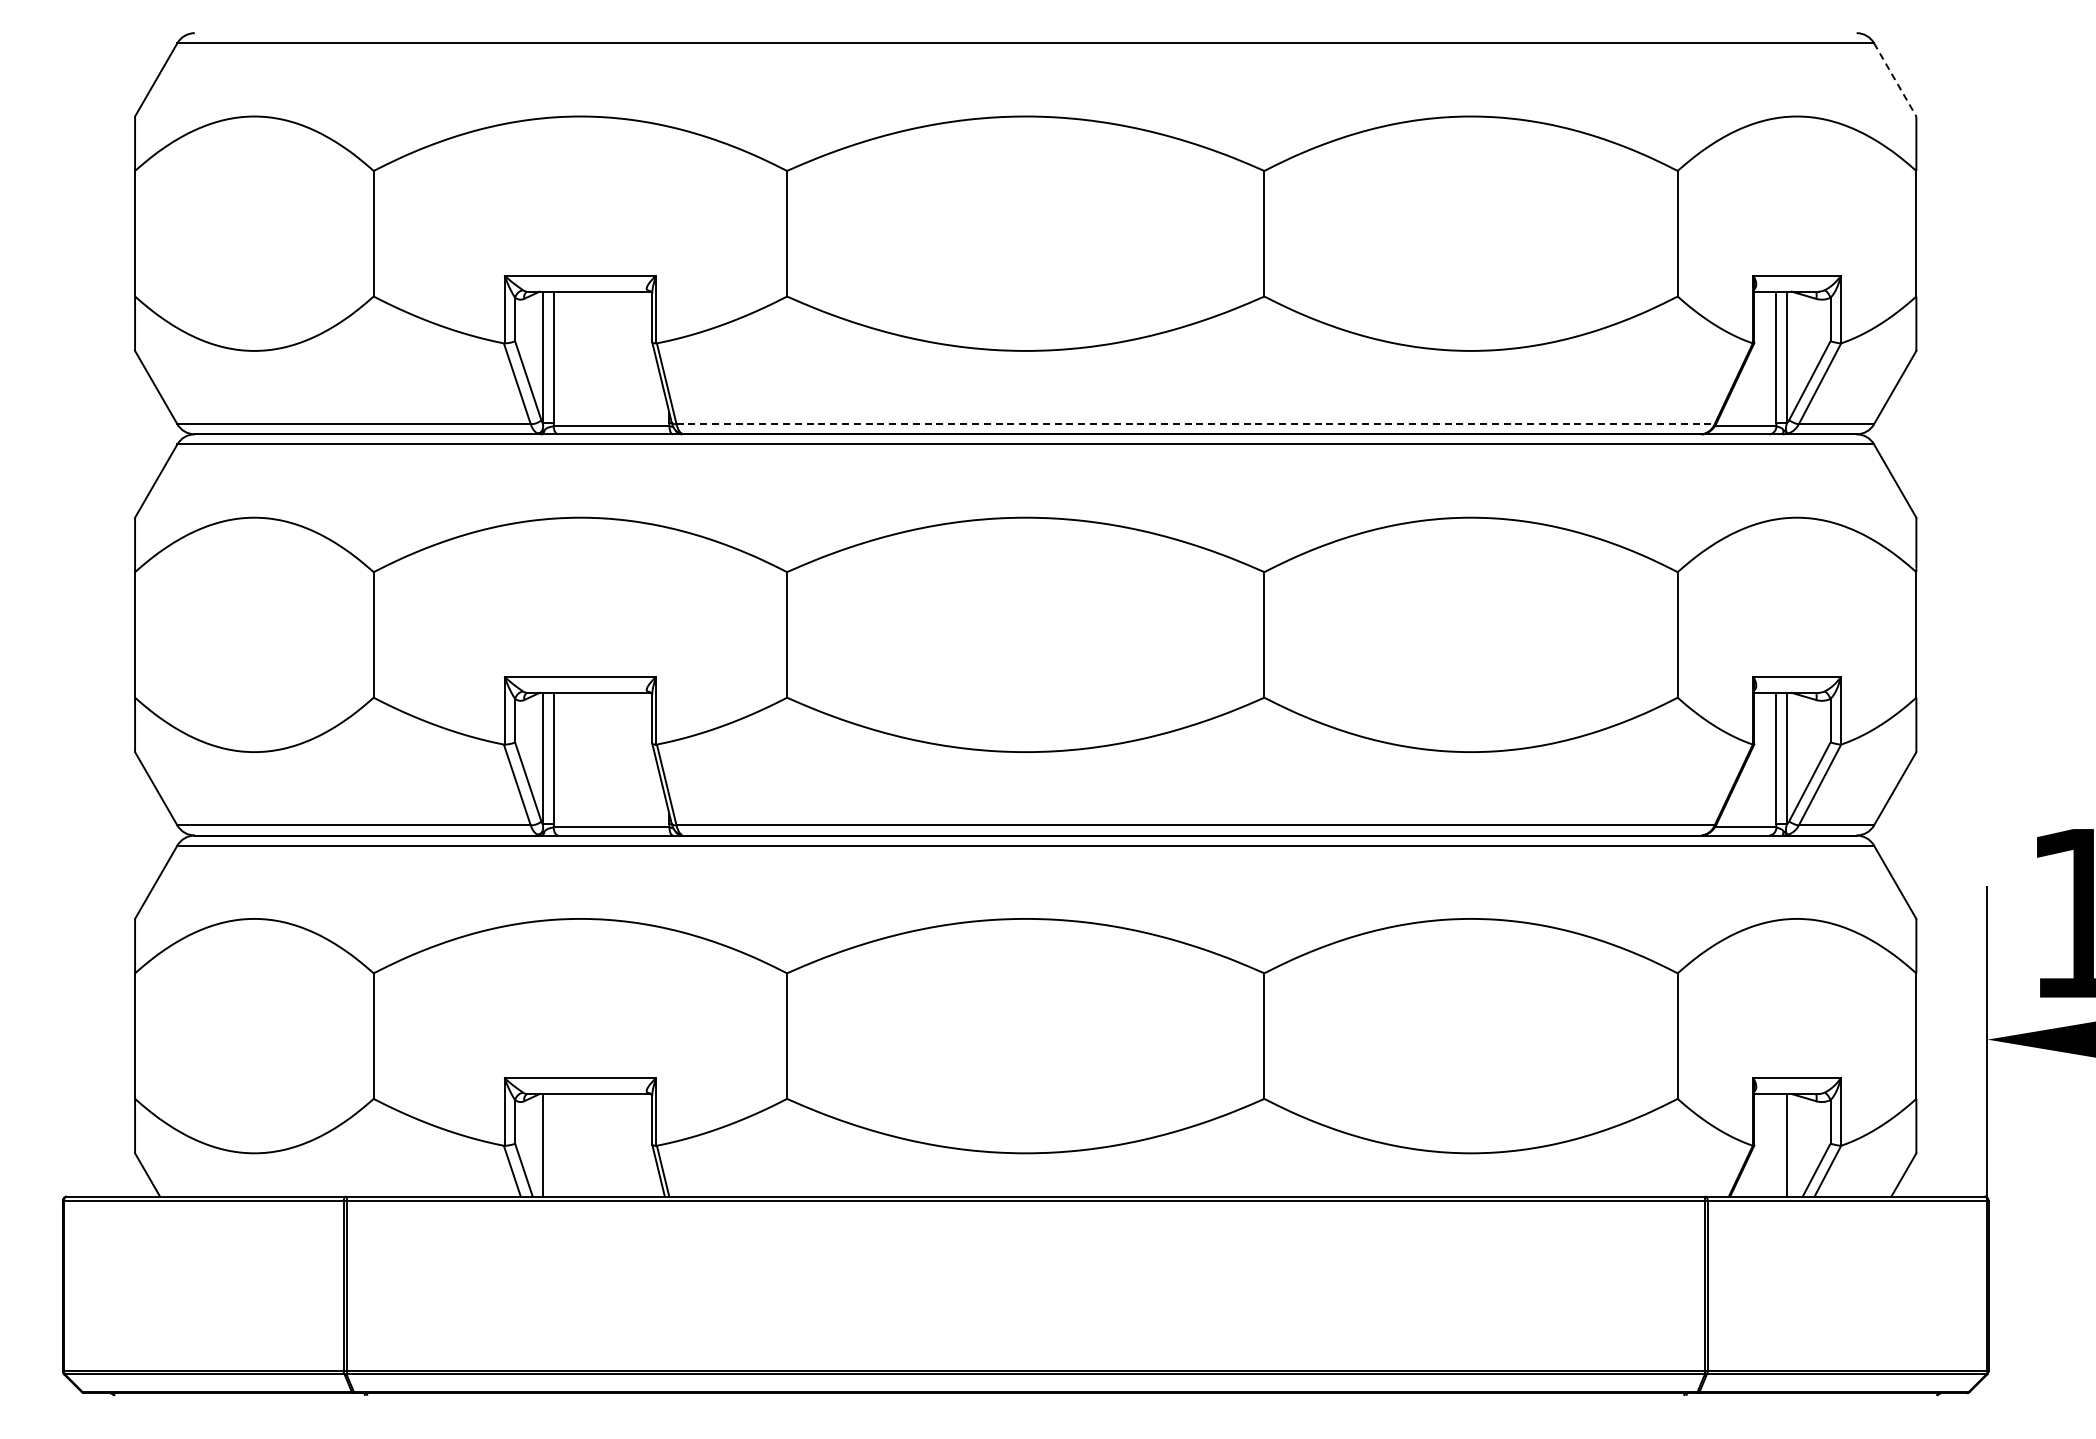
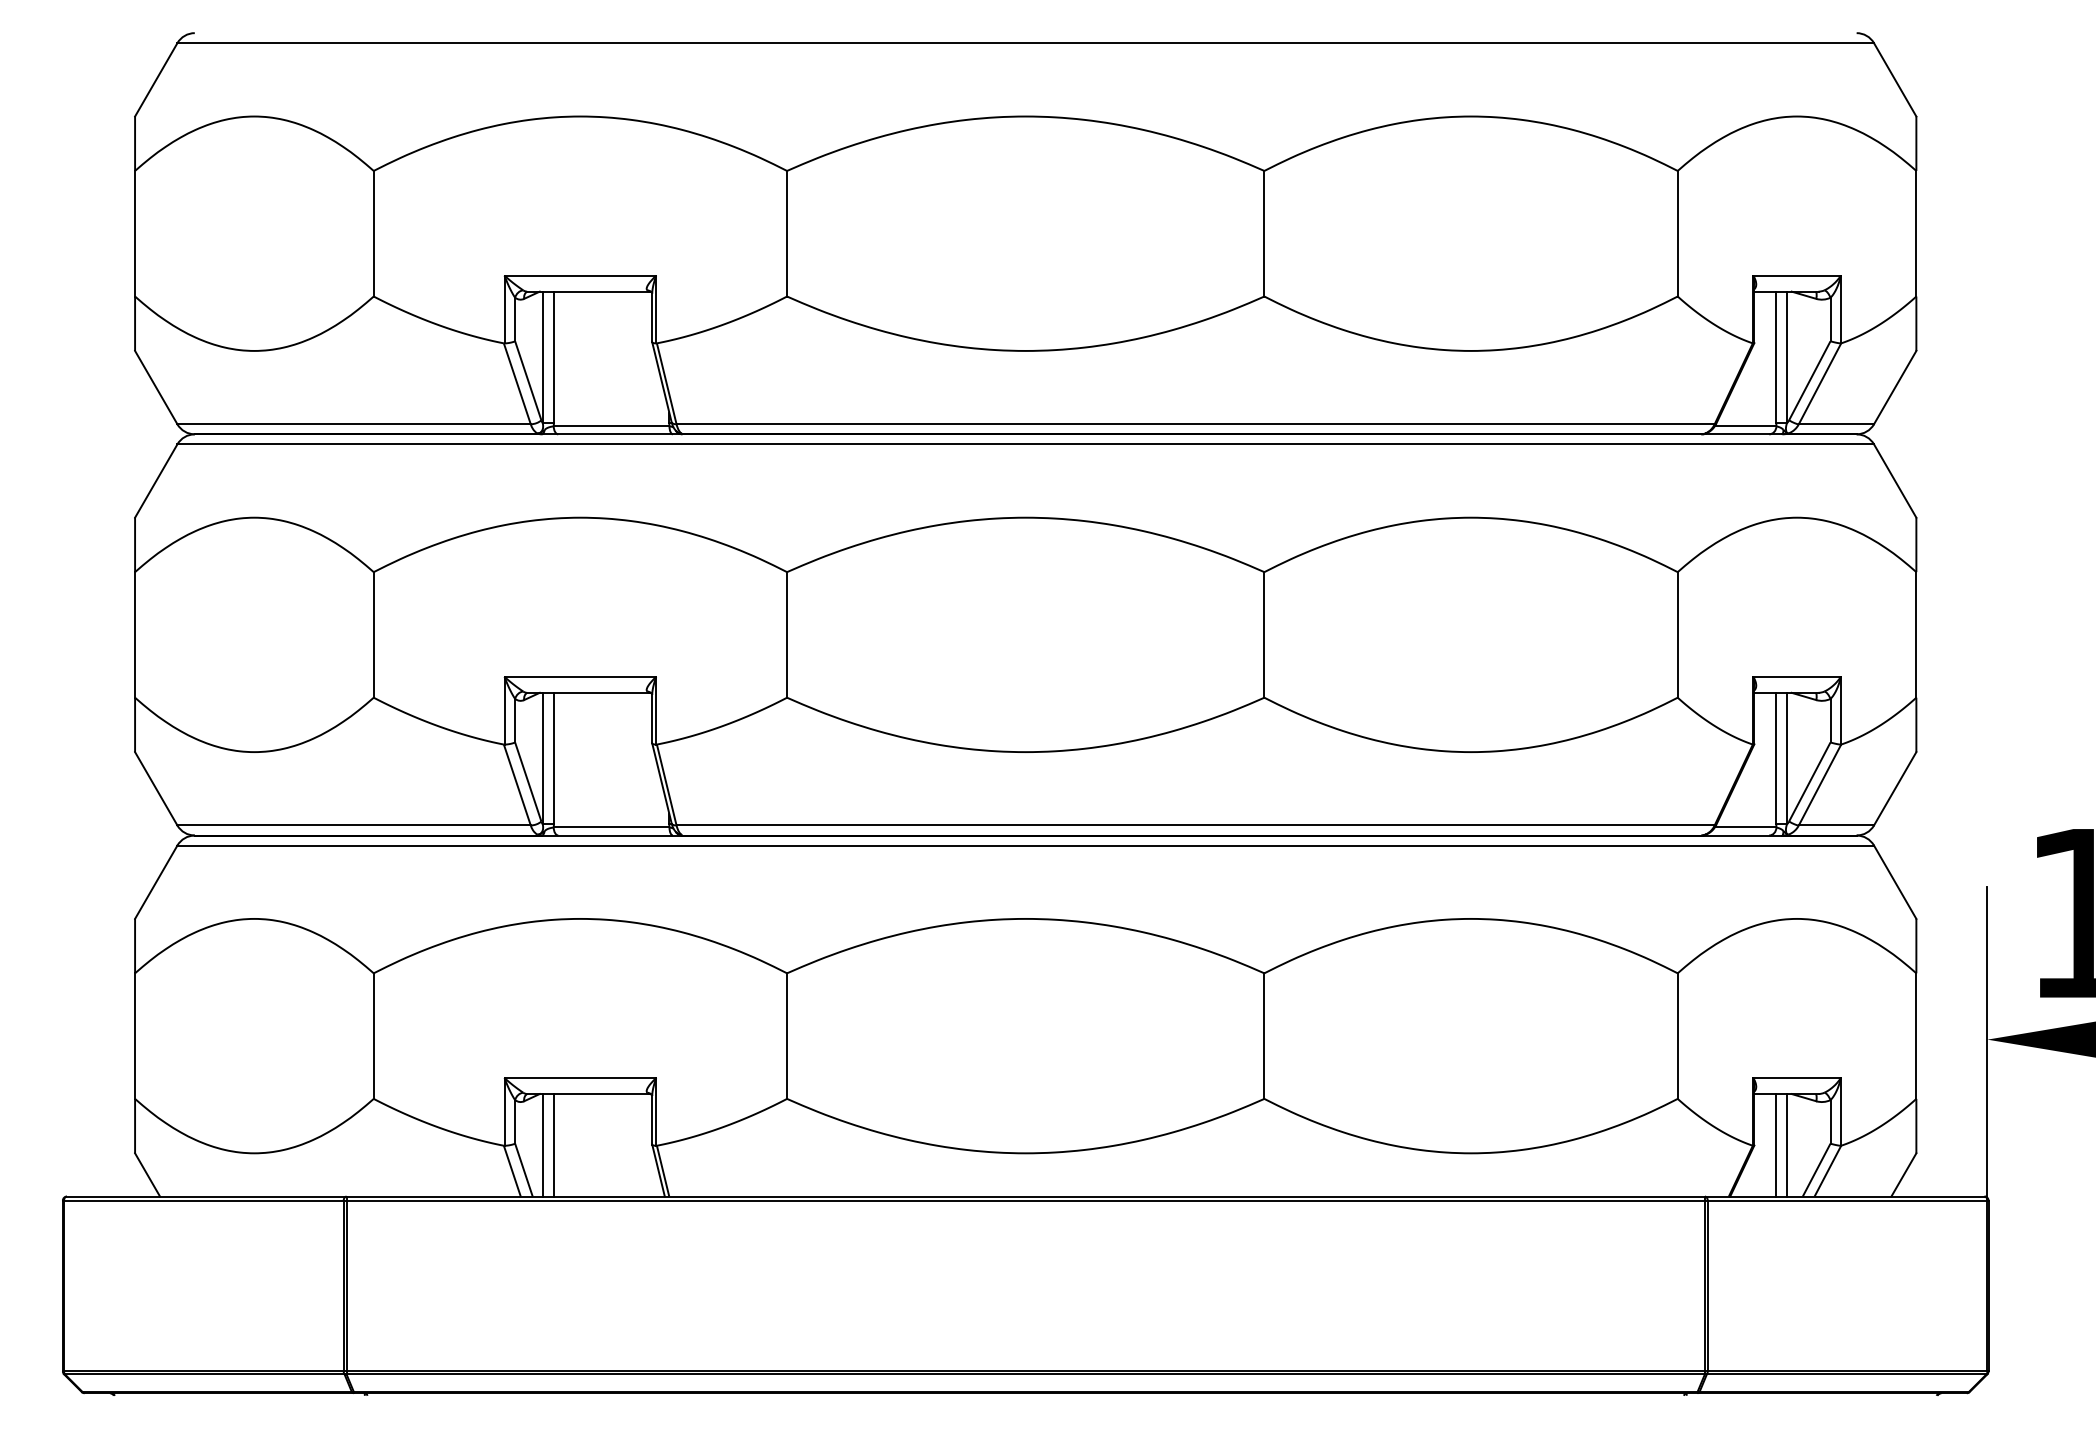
line: dashed -> solid (1895, 80)
line: dashed -> solid (1196, 424)
line: none -> present (553, 1145)
line: none -> present (1776, 1145)
